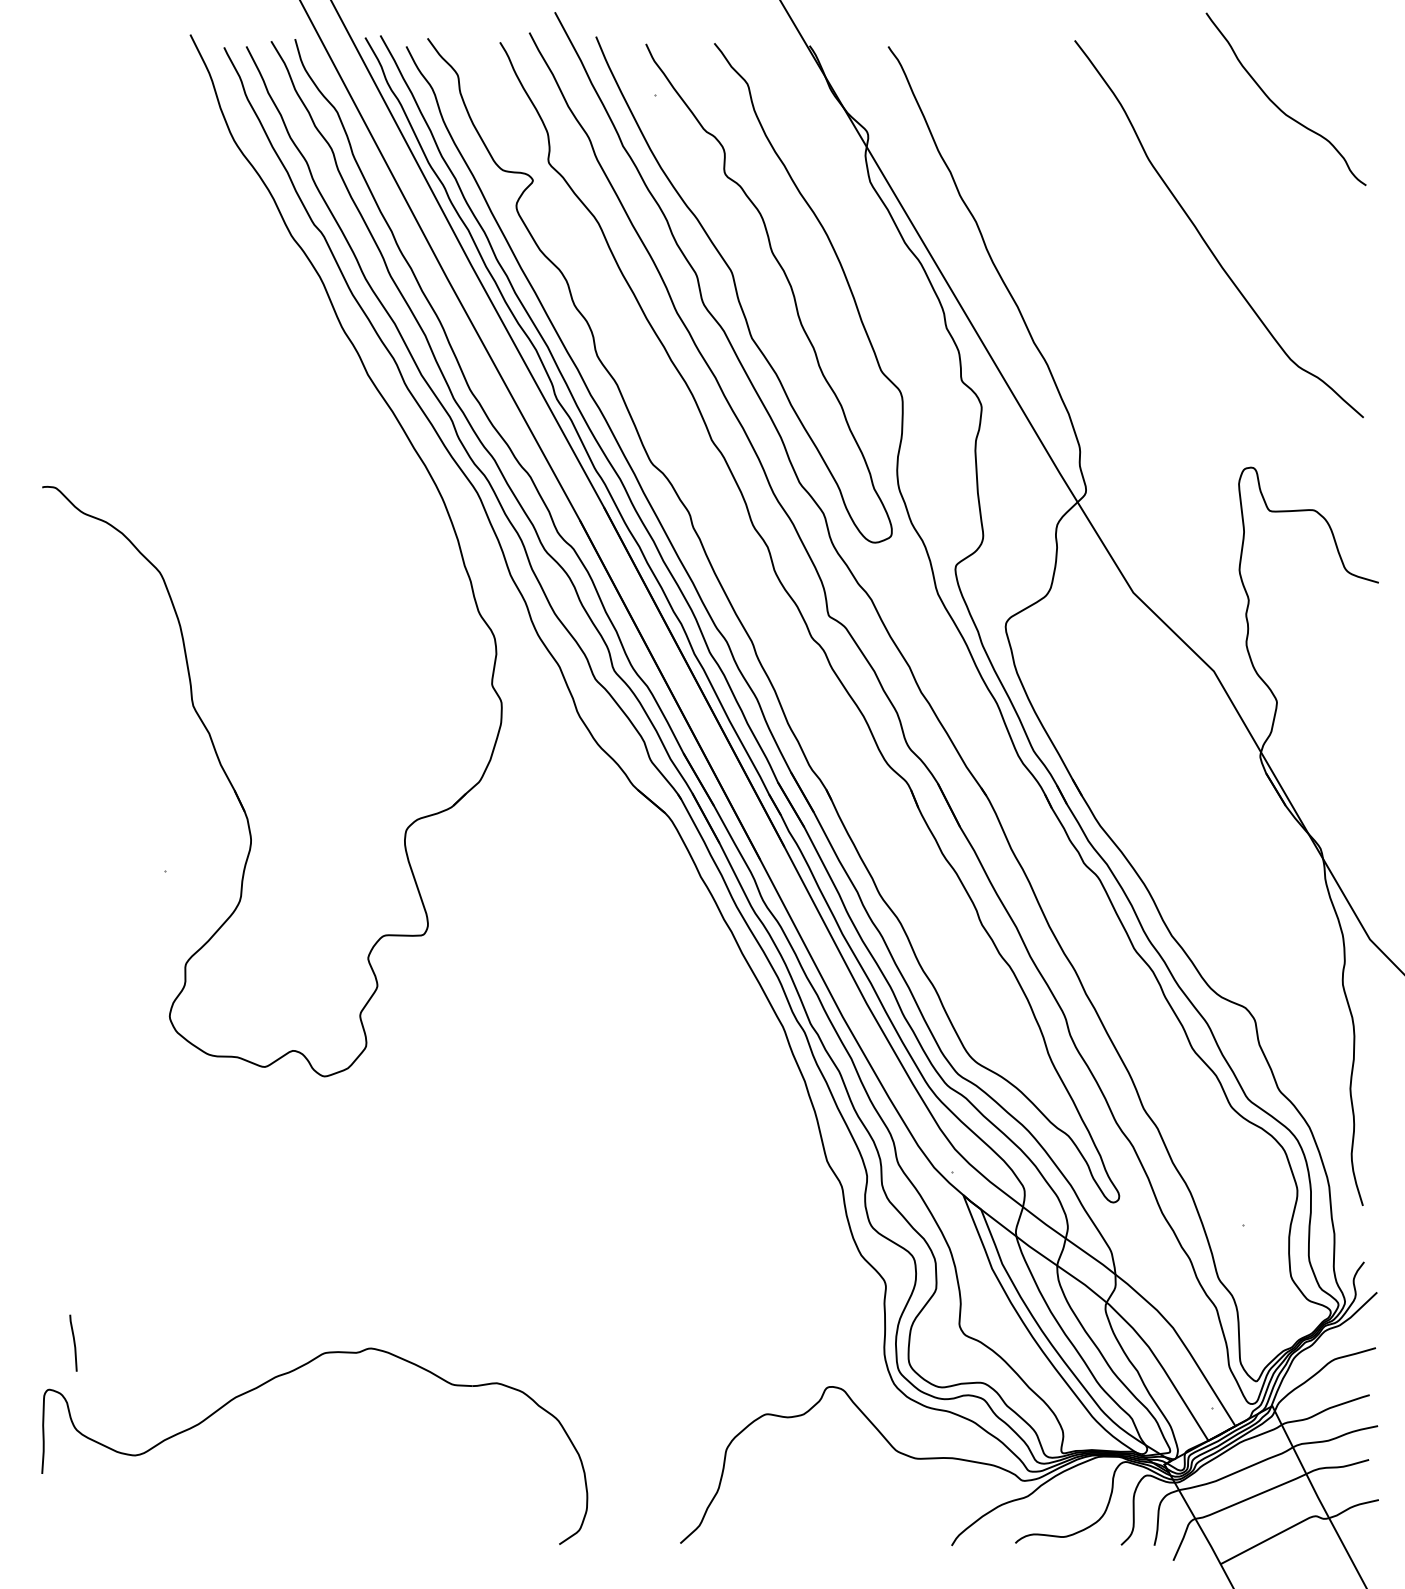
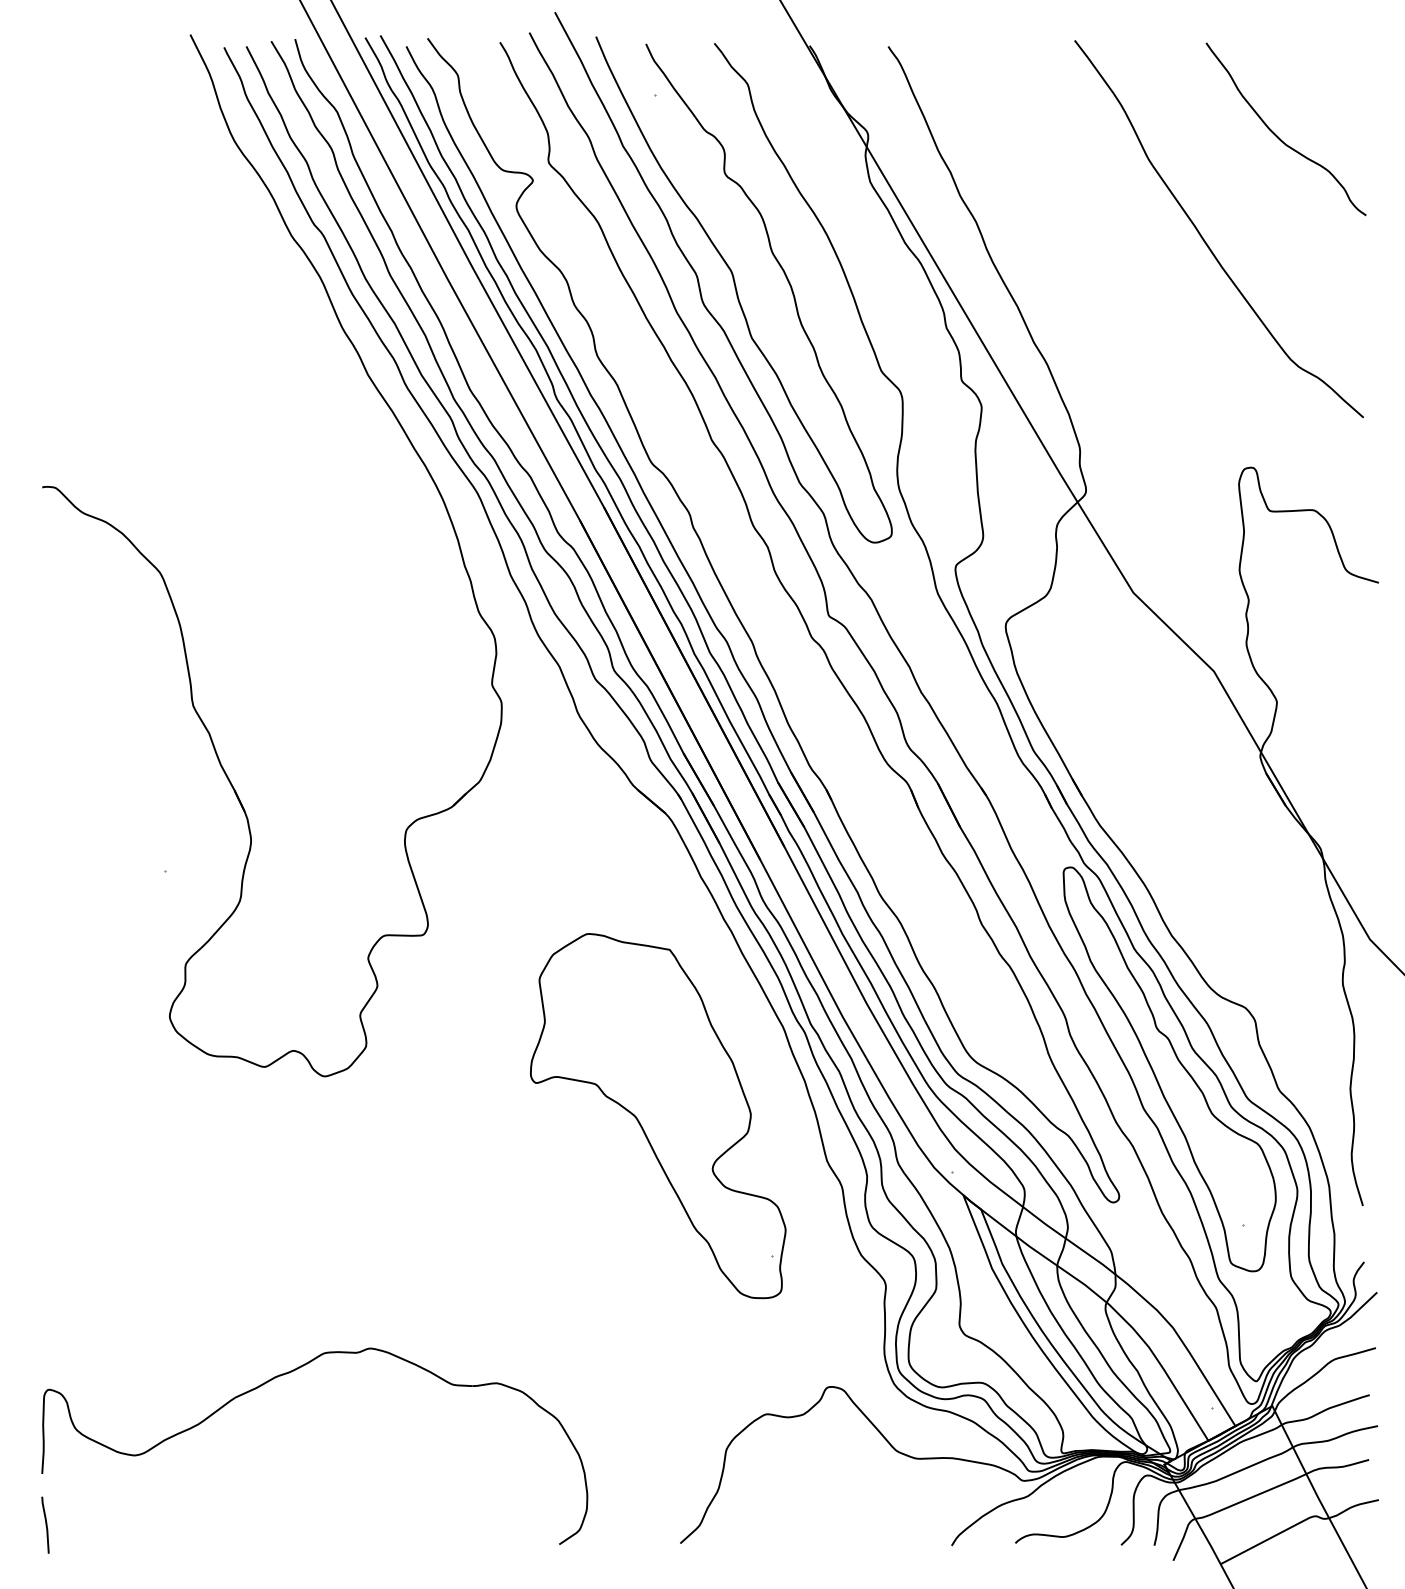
curve position: (1278, 106) -> (1278, 136) (1278, 136)
part: none -> present (1169, 1069)
part: none -> present (658, 1116)
line position: (73, 1342) -> (45, 1524) (45, 1524)
